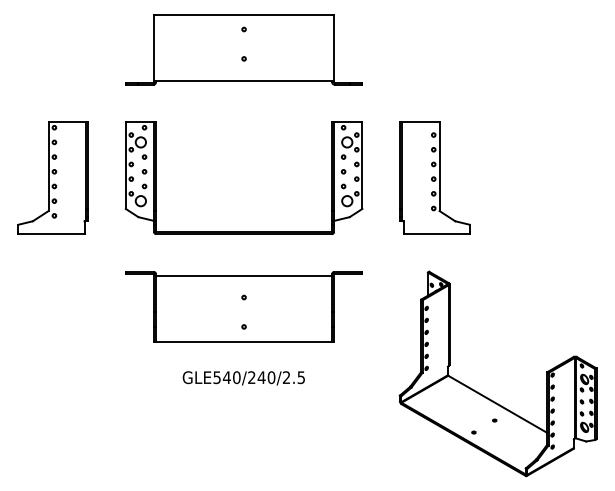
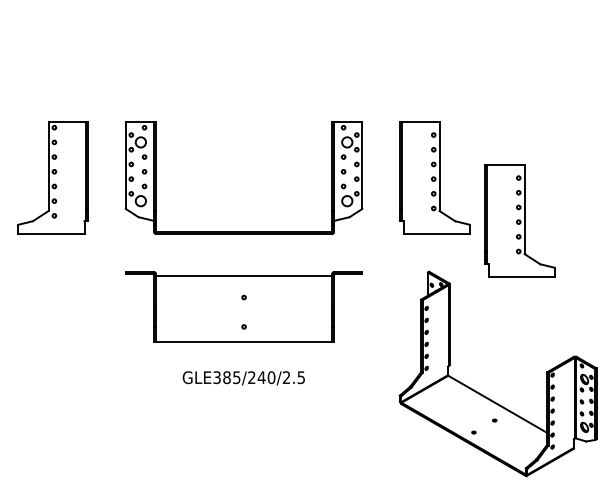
part: present -> none (243, 49)
part: none -> present (519, 220)
text: GLE540/240/2.5 -> GLE385/240/2.5 (226, 377)
